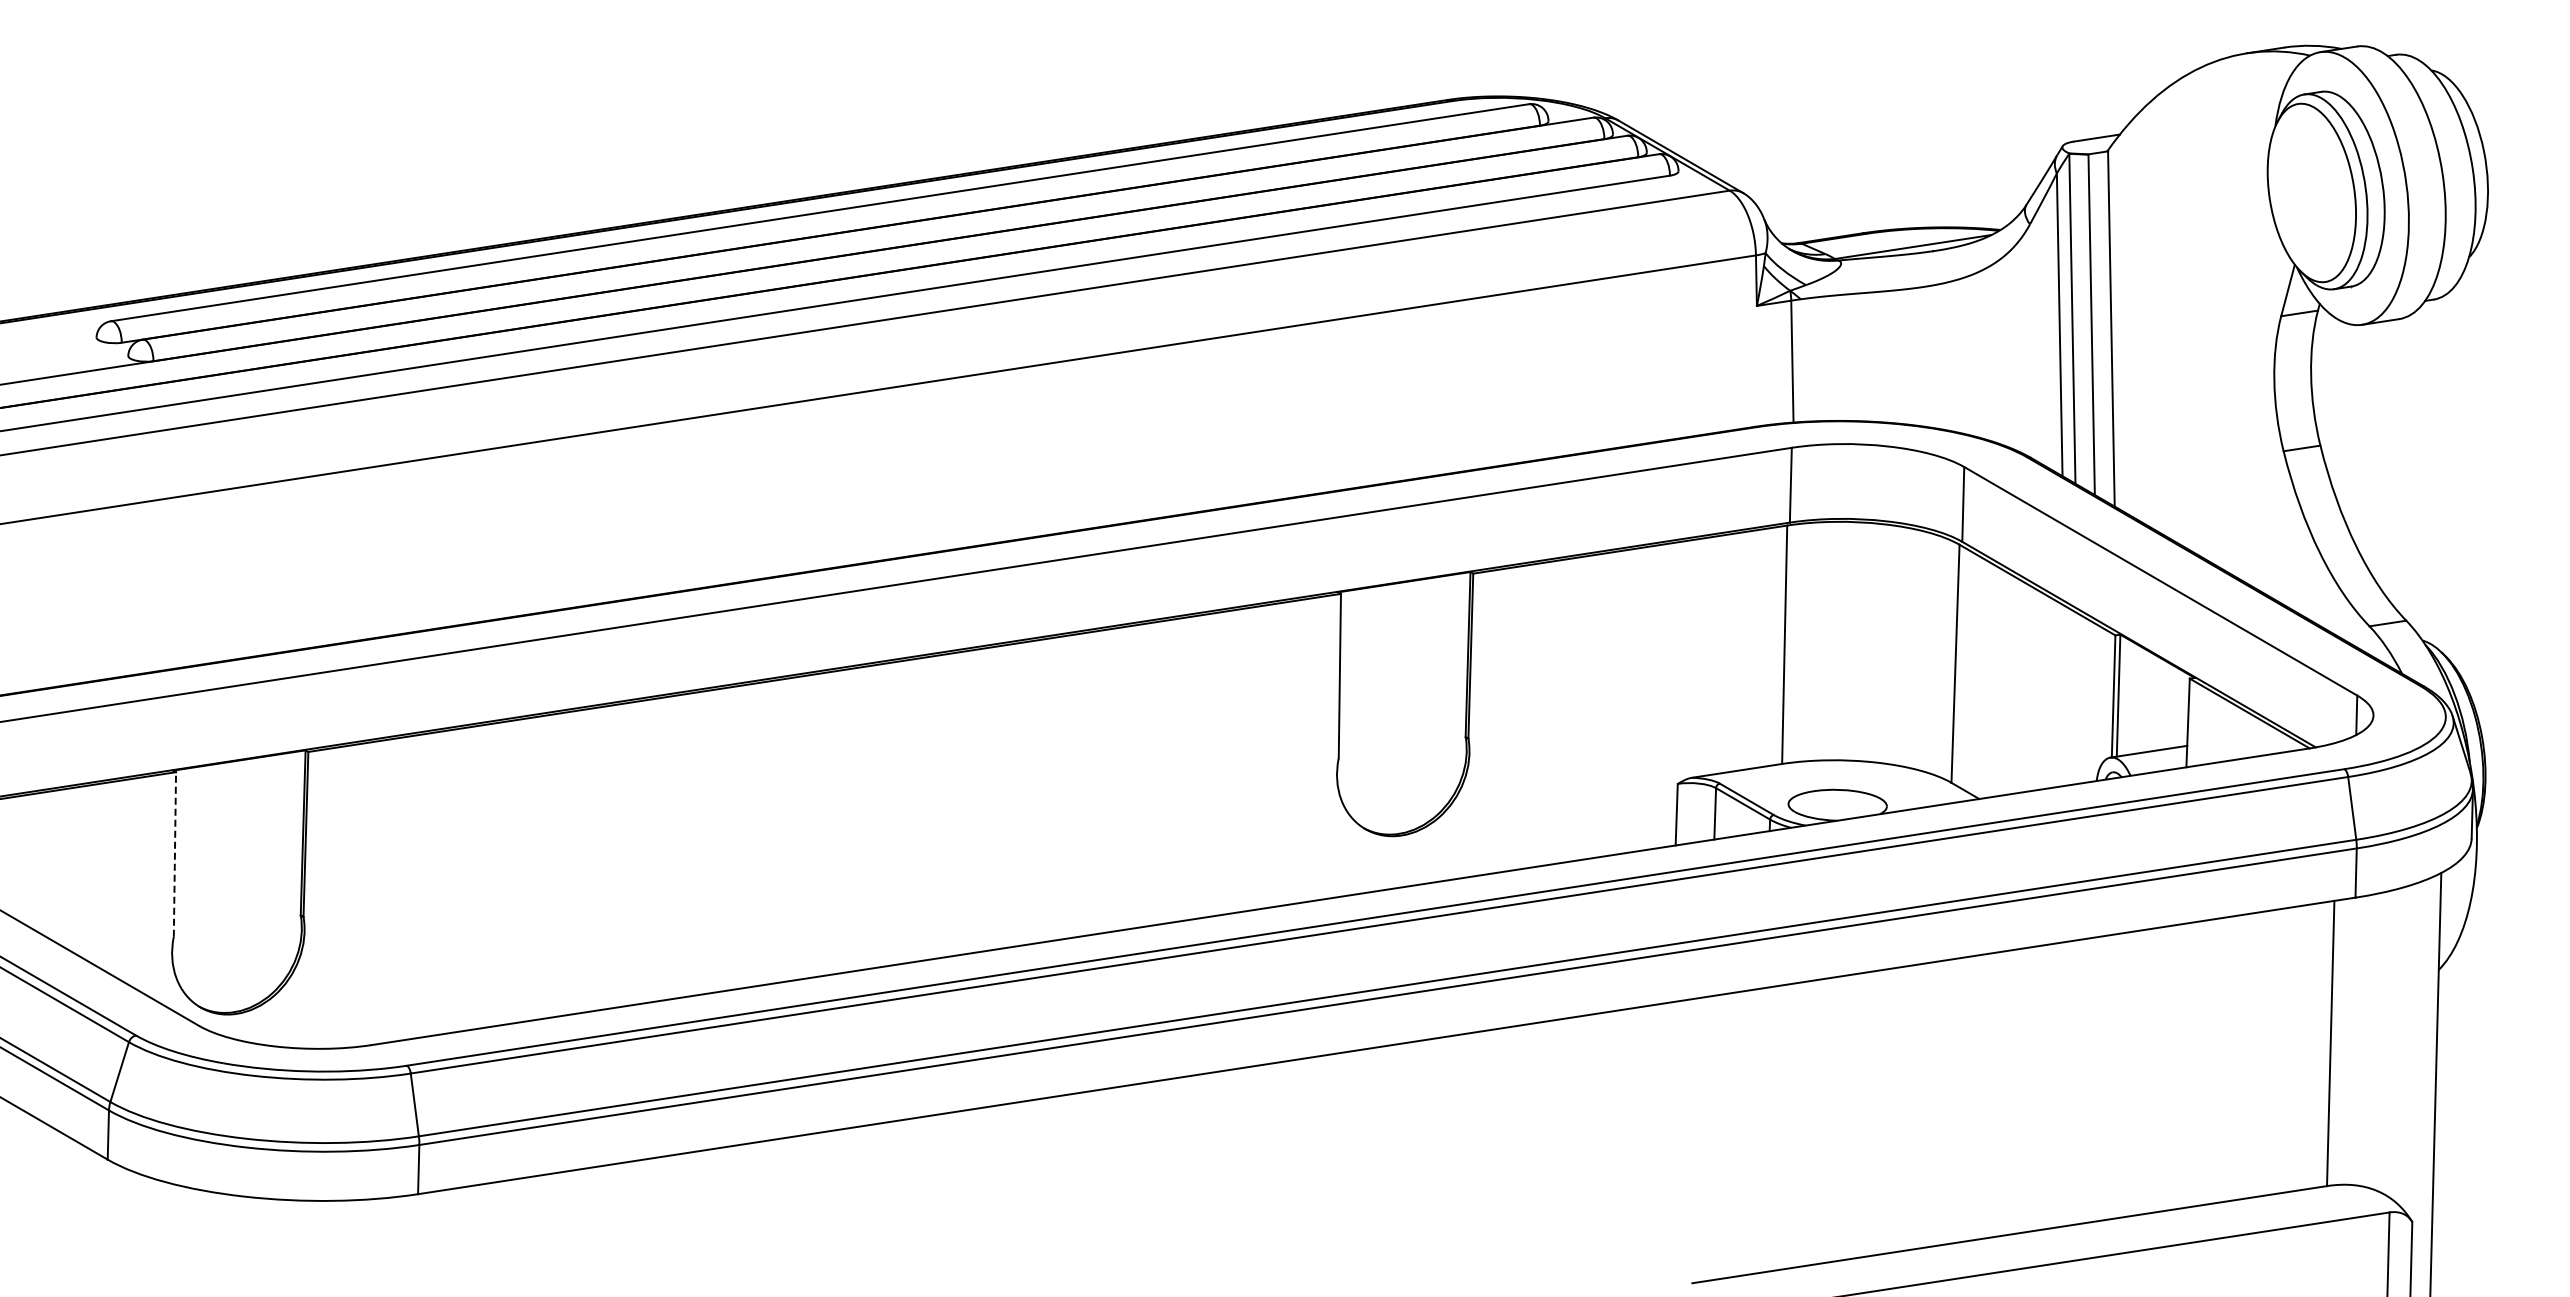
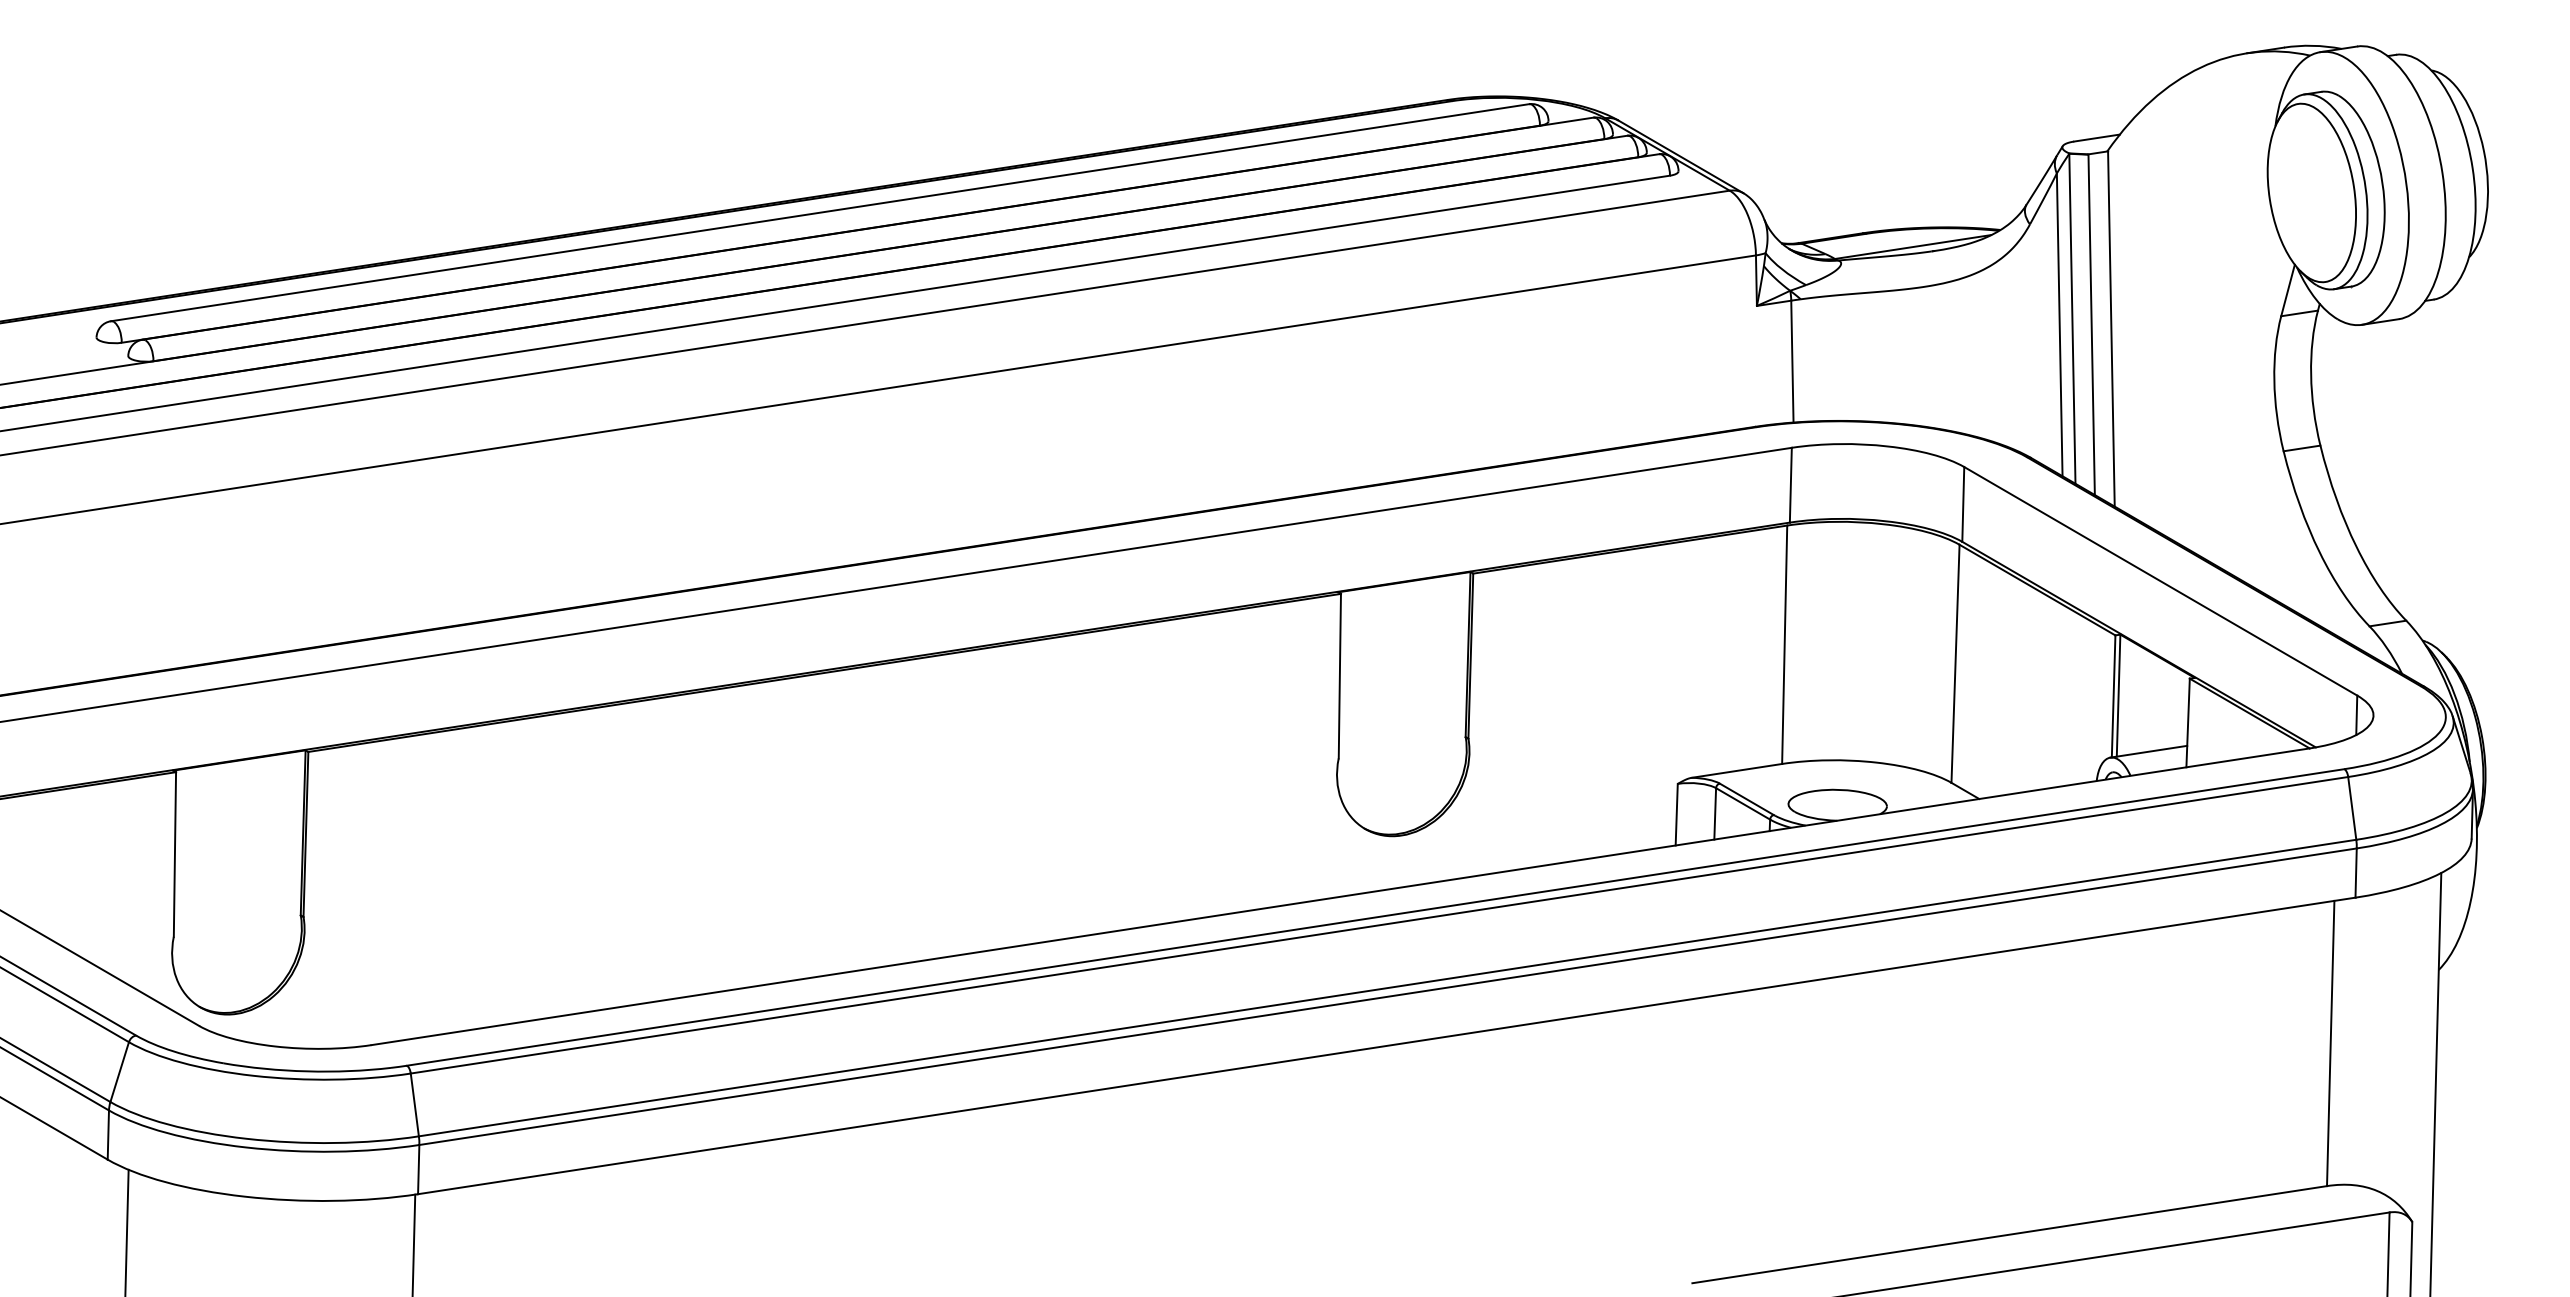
line: dashed -> solid (174, 853)
line: none -> present (126, 1231)
line: none -> present (413, 1243)
